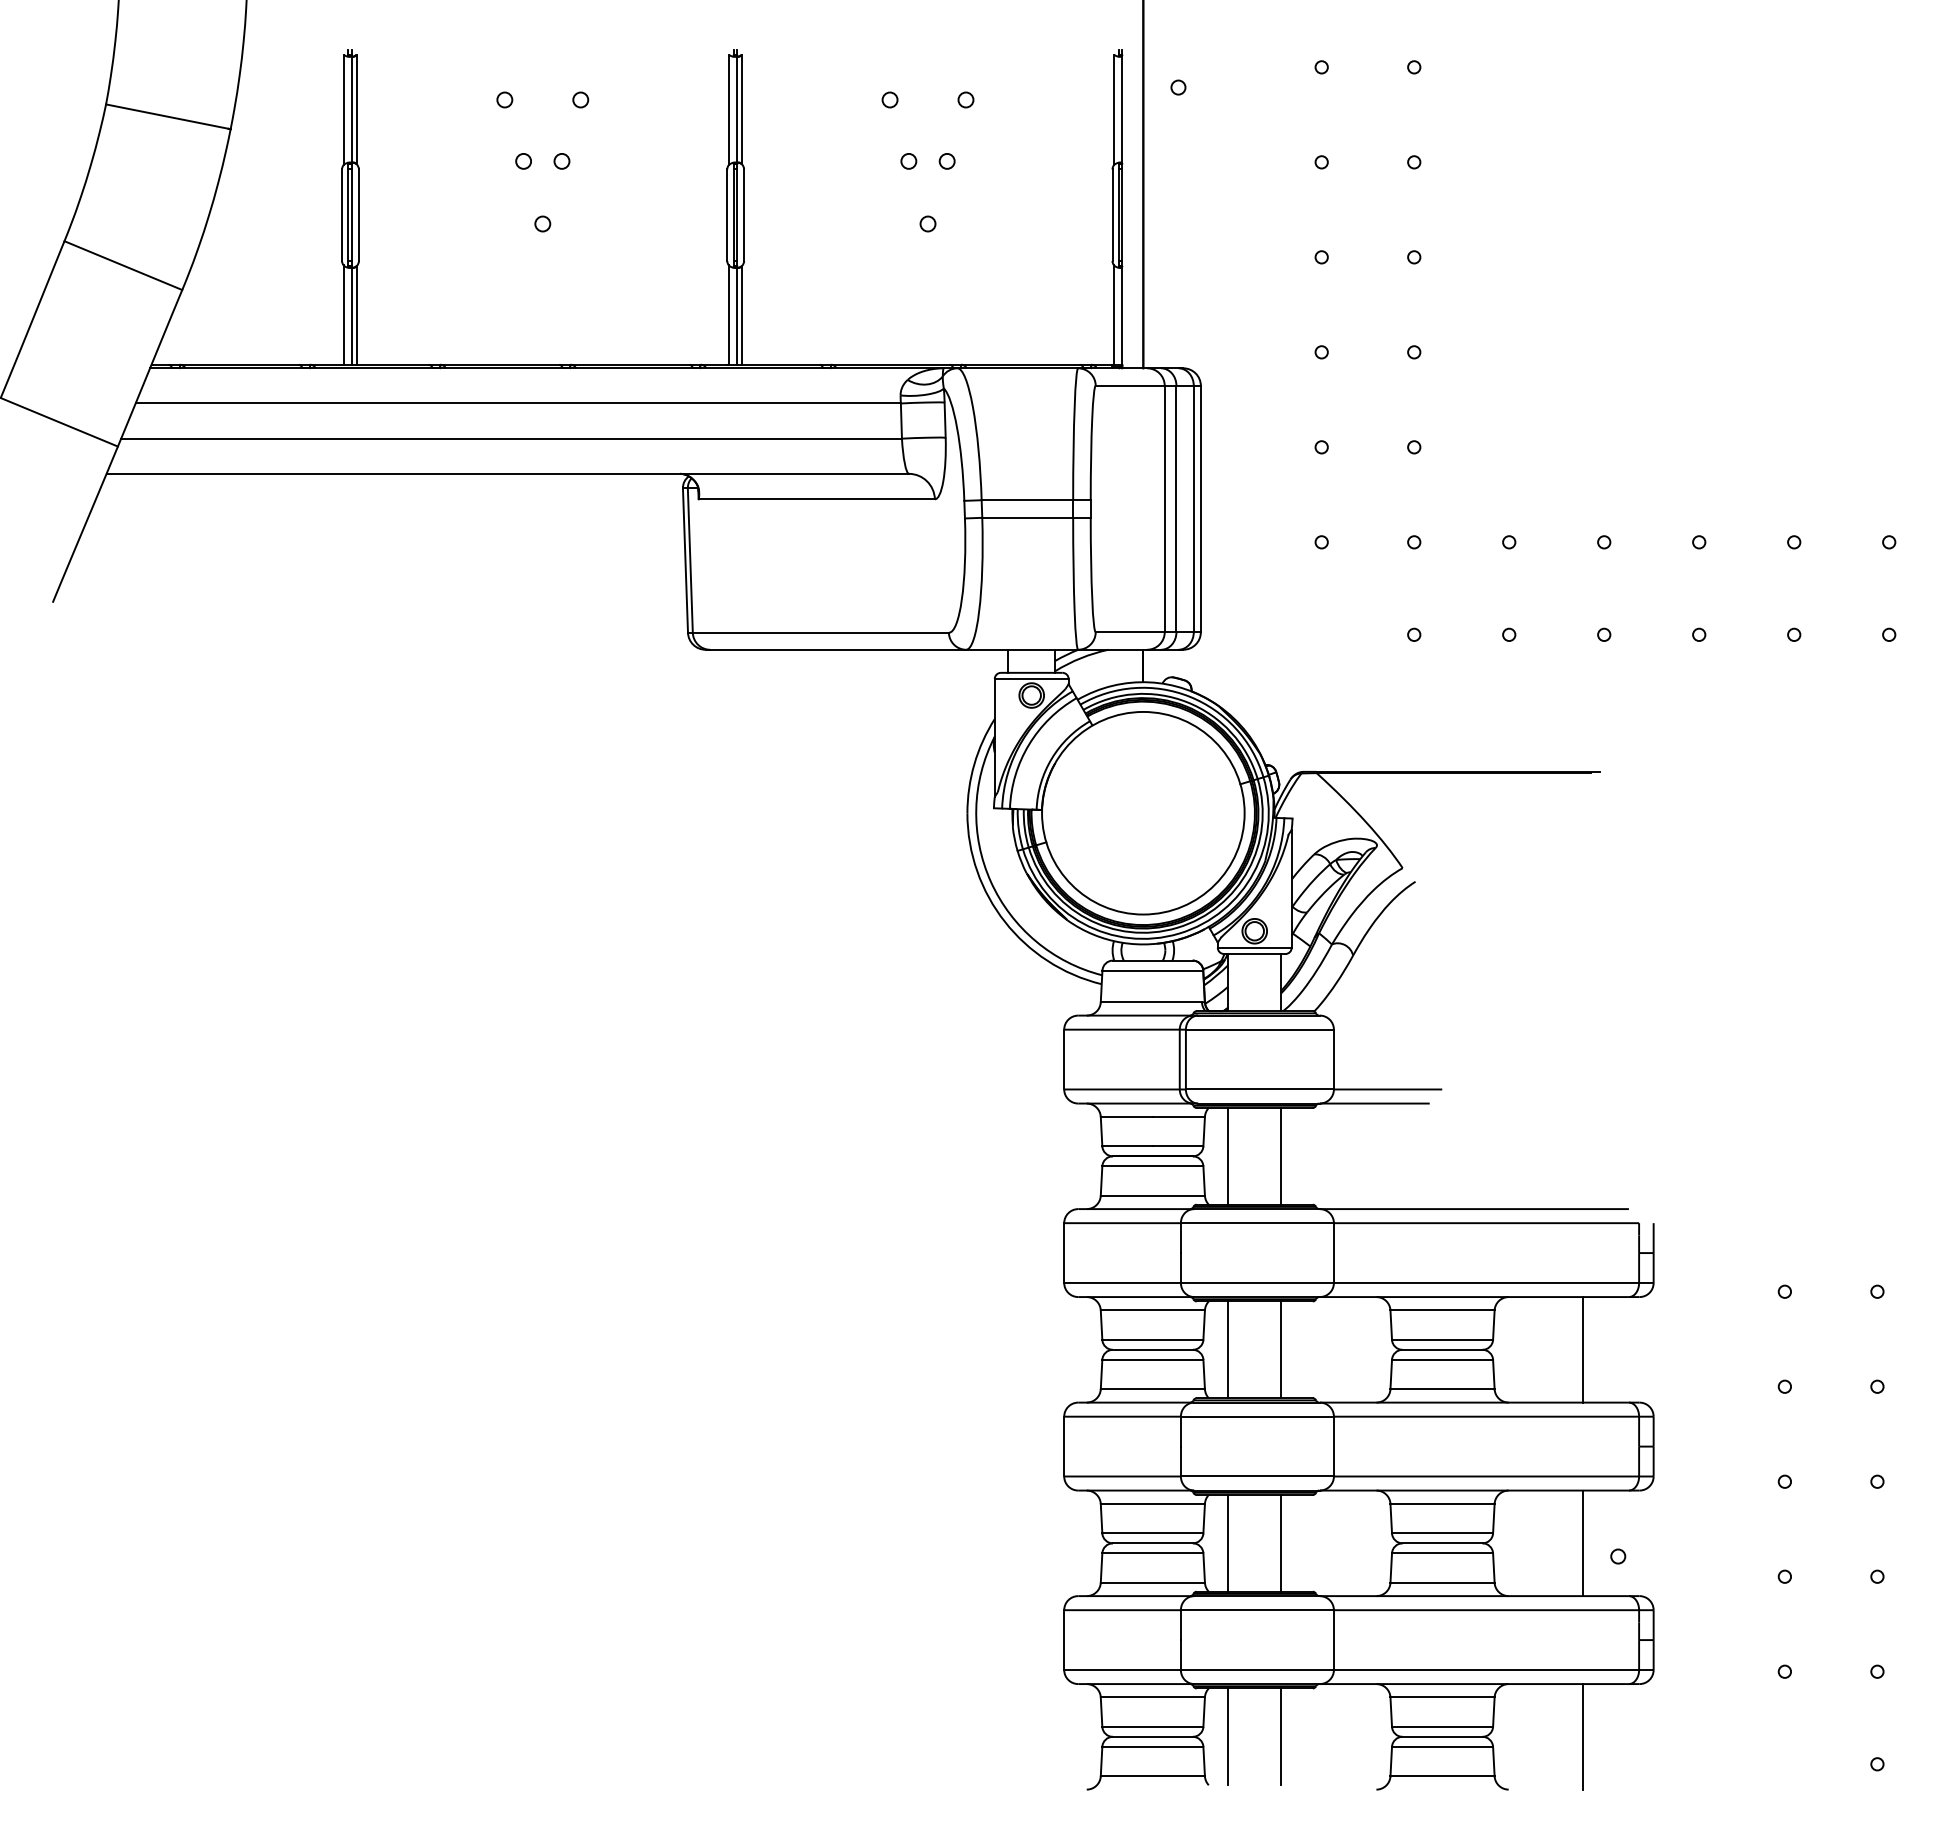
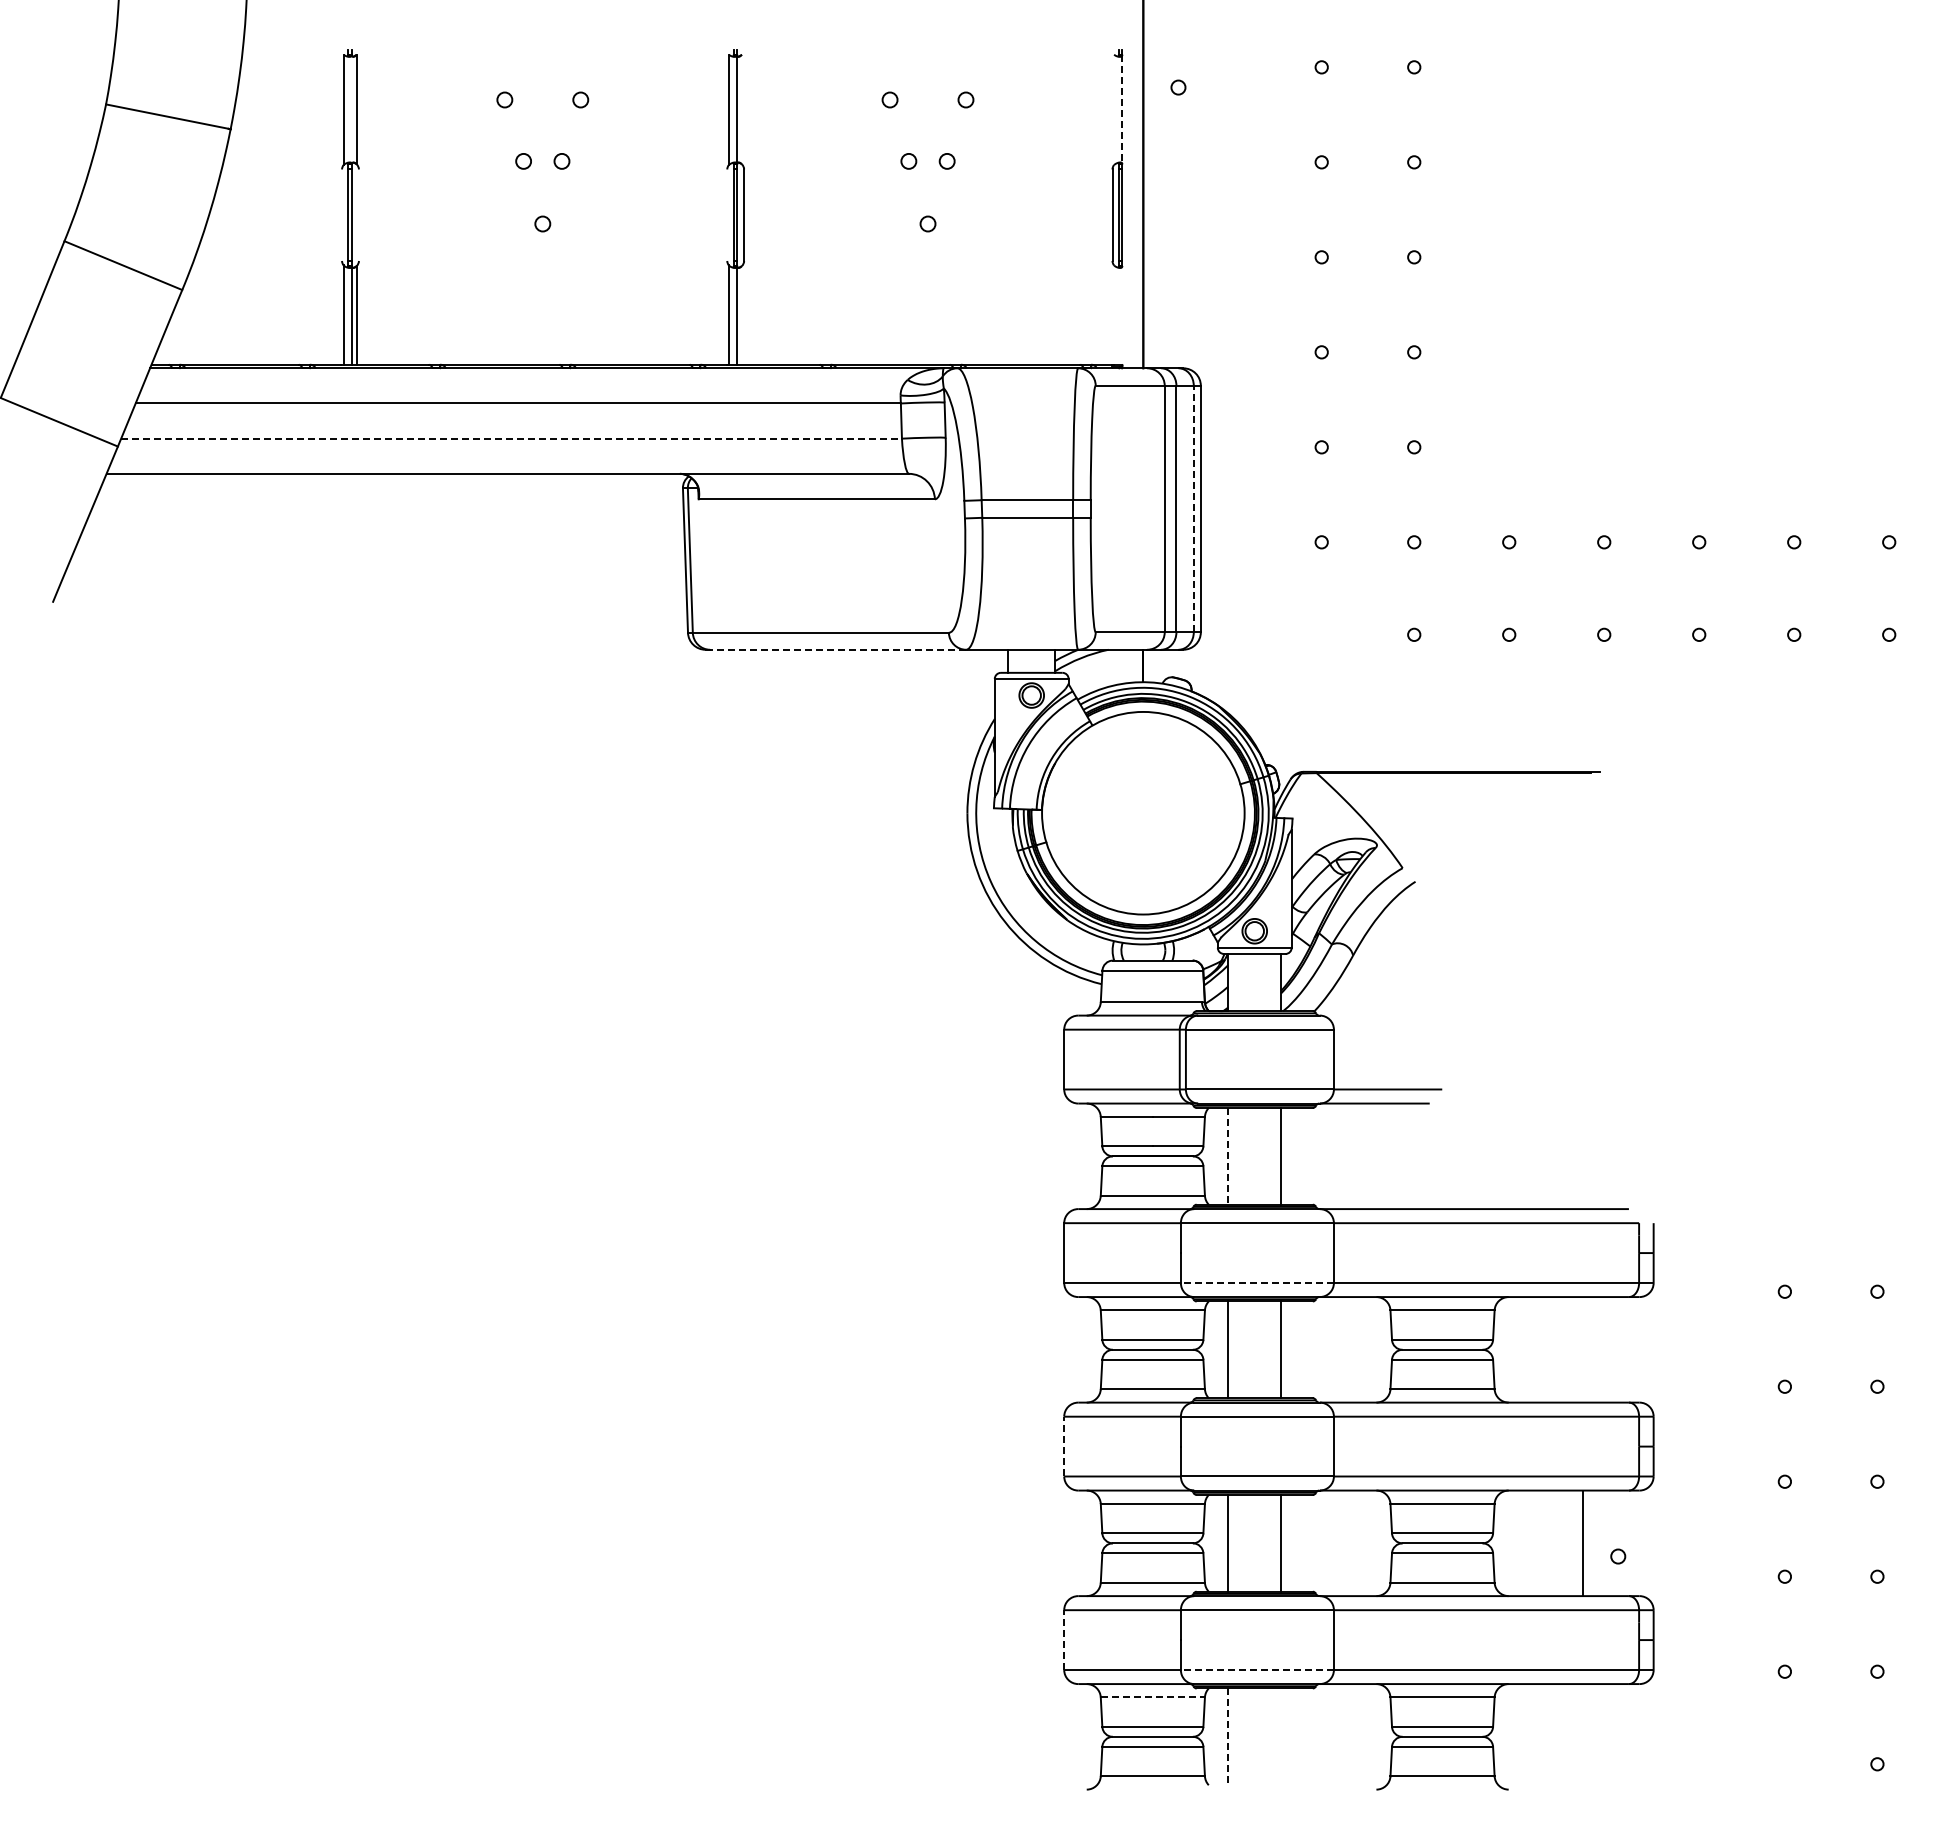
line: present -> none (351, 109)
line: present -> none (741, 109)
line: present -> none (1114, 109)
line: solid -> dashed (1122, 109)
line: present -> none (342, 214)
line: present -> none (358, 214)
line: present -> none (727, 214)
line: present -> none (1114, 314)
line: present -> none (741, 315)
line: present -> none (1122, 315)
line: solid -> dashed (512, 438)
line: solid -> dashed (1193, 508)
line: solid -> dashed (837, 649)
line: solid -> dashed (1228, 1156)
line: solid -> dashed (1257, 1282)
line: present -> none (1583, 1349)
line: solid -> dashed (1064, 1446)
line: solid -> dashed (1064, 1640)
line: solid -> dashed (1257, 1670)
line: solid -> dashed (1153, 1697)
line: present -> none (1281, 1736)
line: present -> none (1583, 1736)
line: solid -> dashed (1228, 1737)
